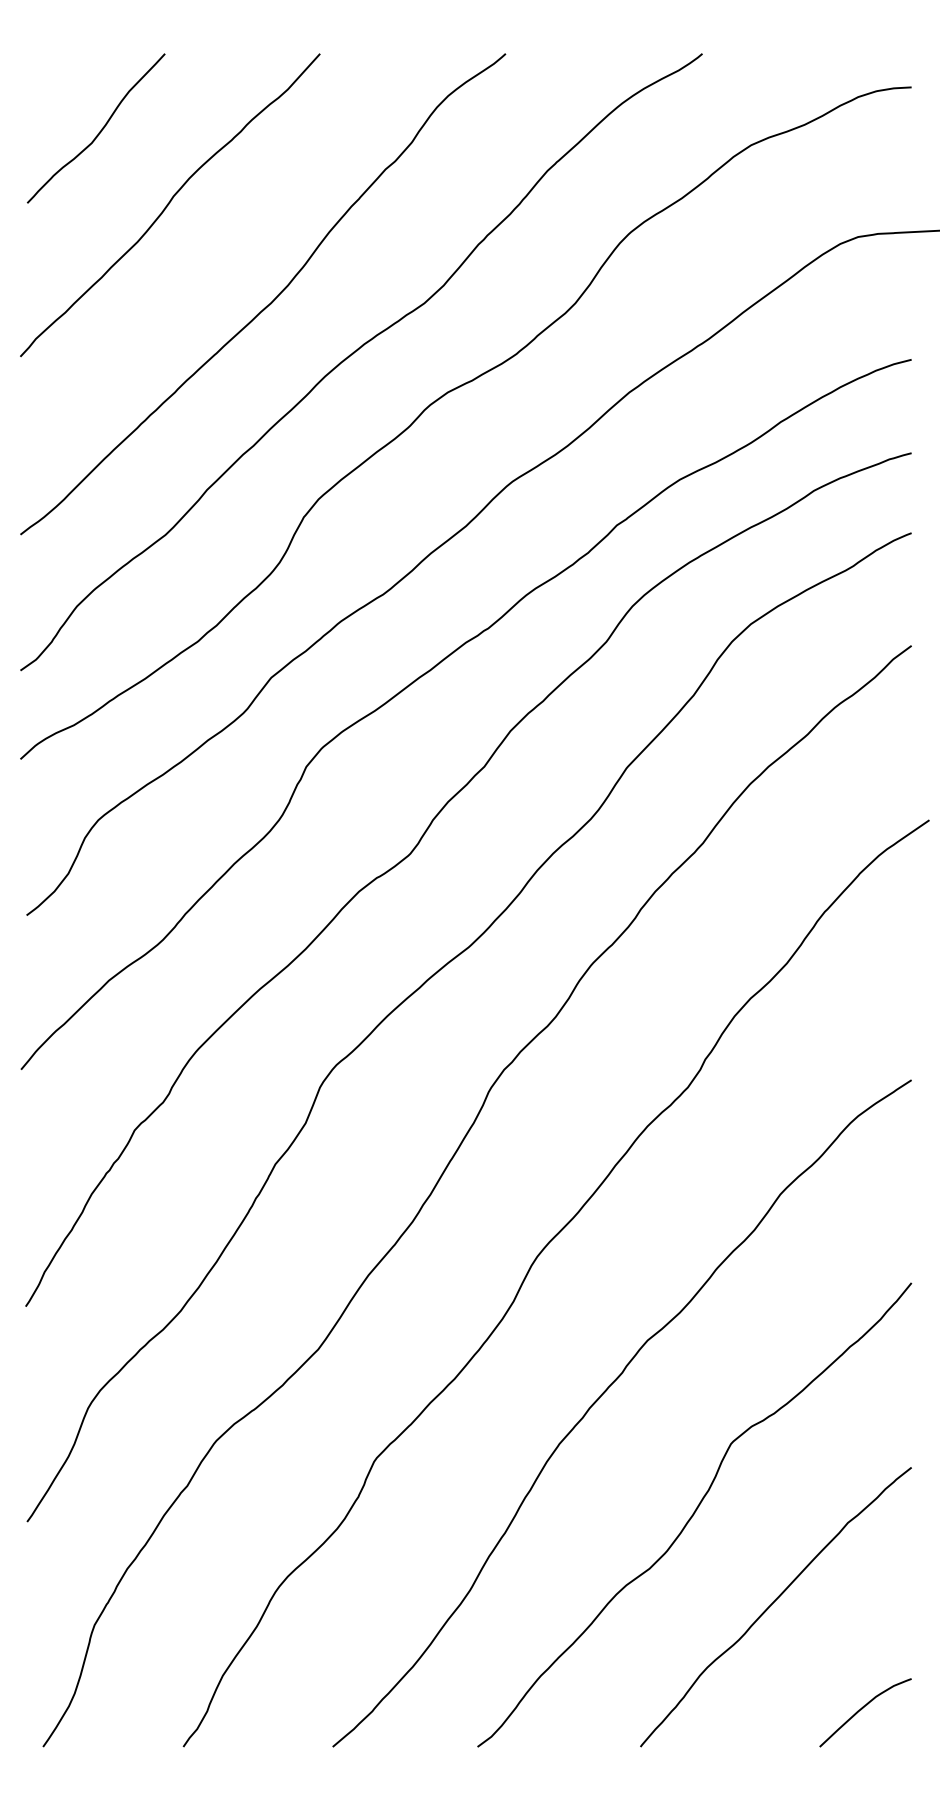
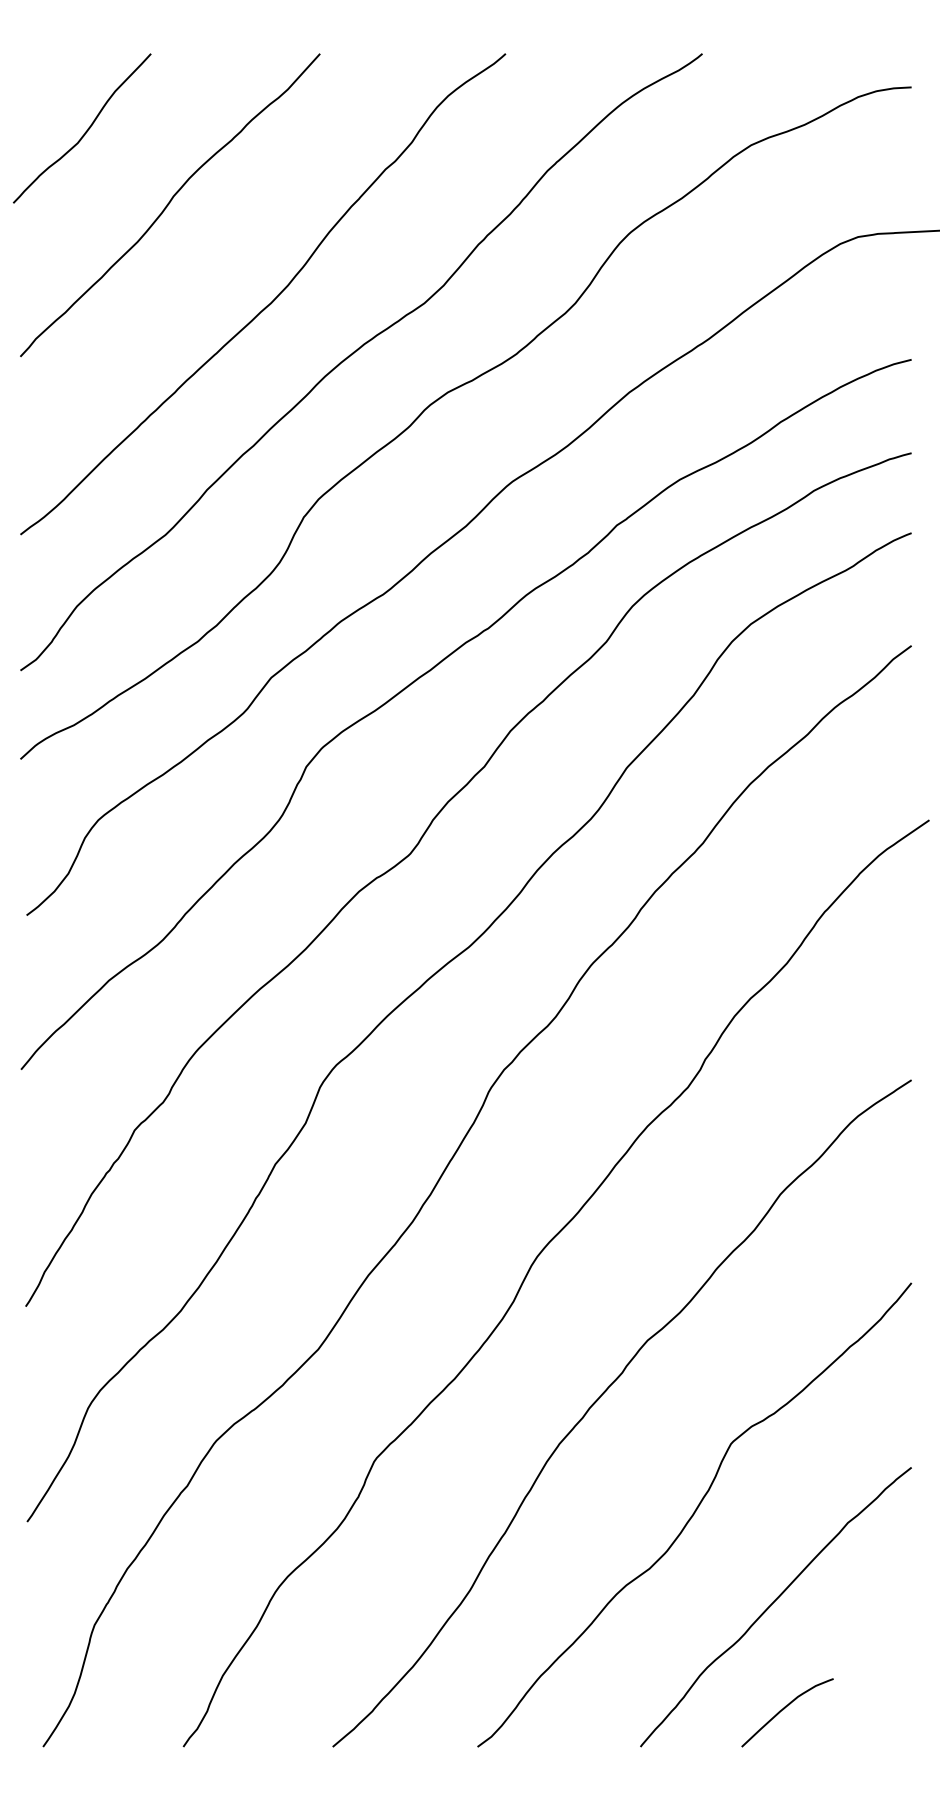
curve position: (99, 131) -> (85, 131) (85, 131)
curve position: (862, 1709) -> (784, 1709) (784, 1709)
